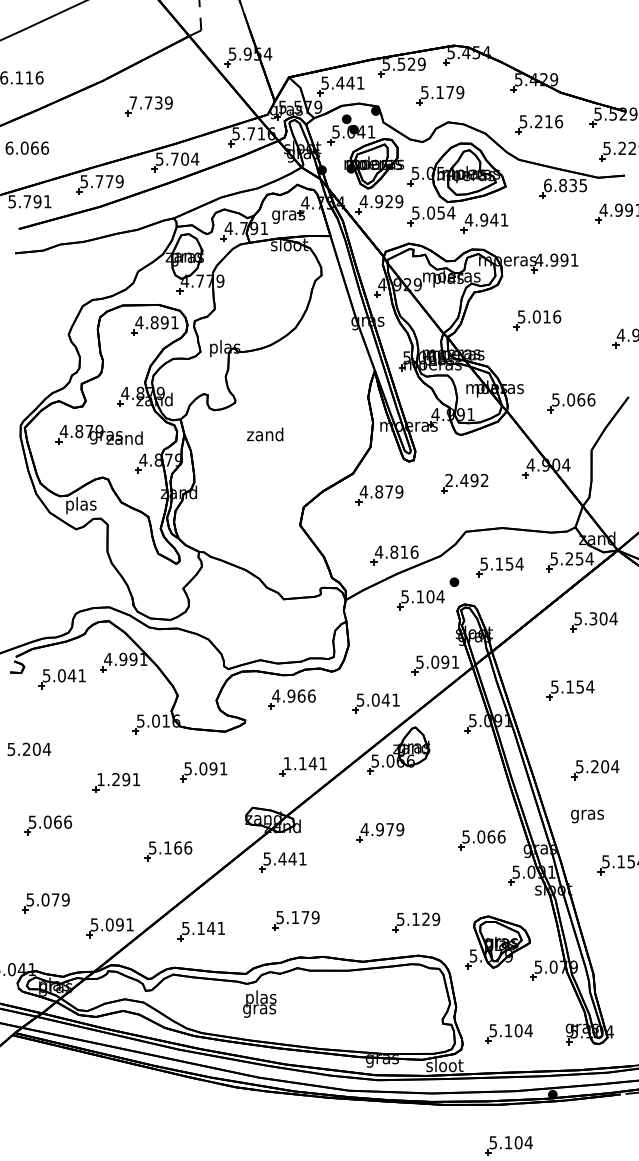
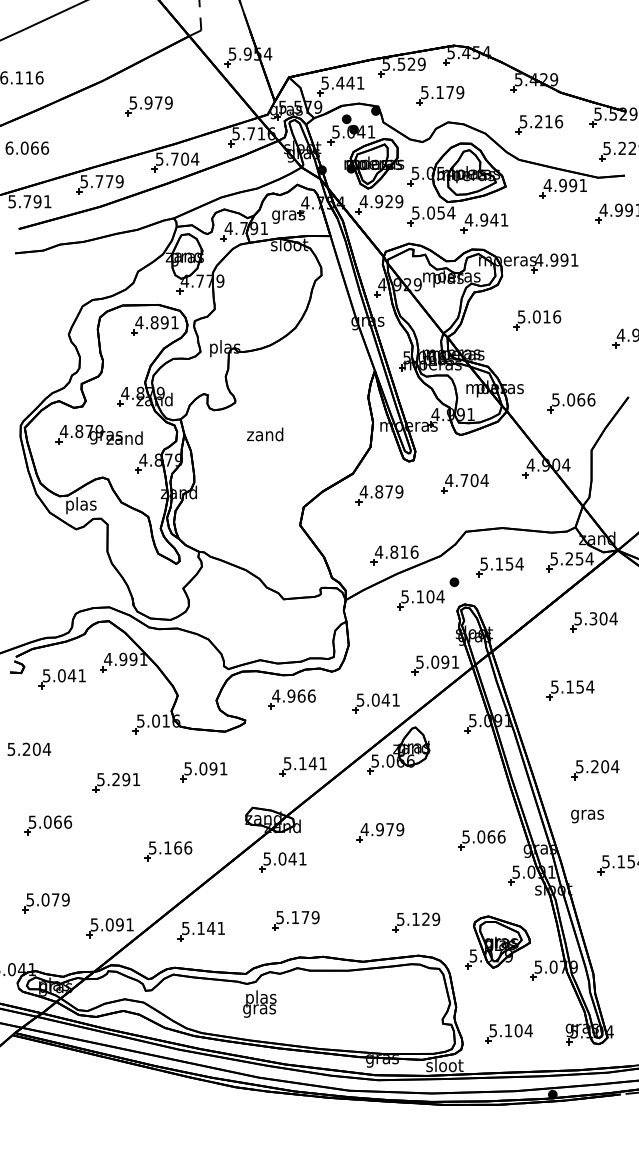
text: 7.739 -> 5.979 (145, 102)
text: 6.835 -> 4.991 (564, 185)
text: 2.492 -> 4.704 (466, 480)
text: 1.141 -> 5.141 (287, 763)
text: 1.291 -> 5.291 (100, 779)
text: 5.441 -> 5.041 (282, 858)
part: present -> none (508, 1145)
